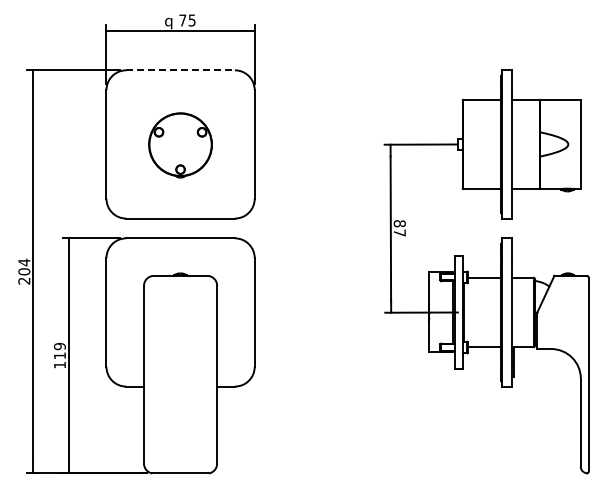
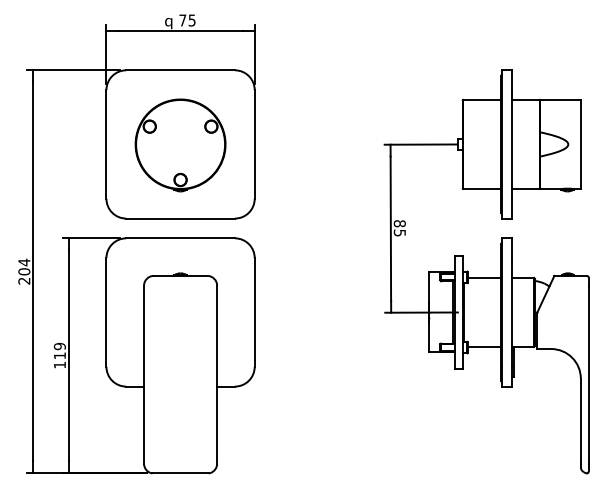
line: dashed -> solid (181, 70)
part size: 65x67 px -> 93x95 px (180, 145)
text: 87 -> 85 (399, 232)
